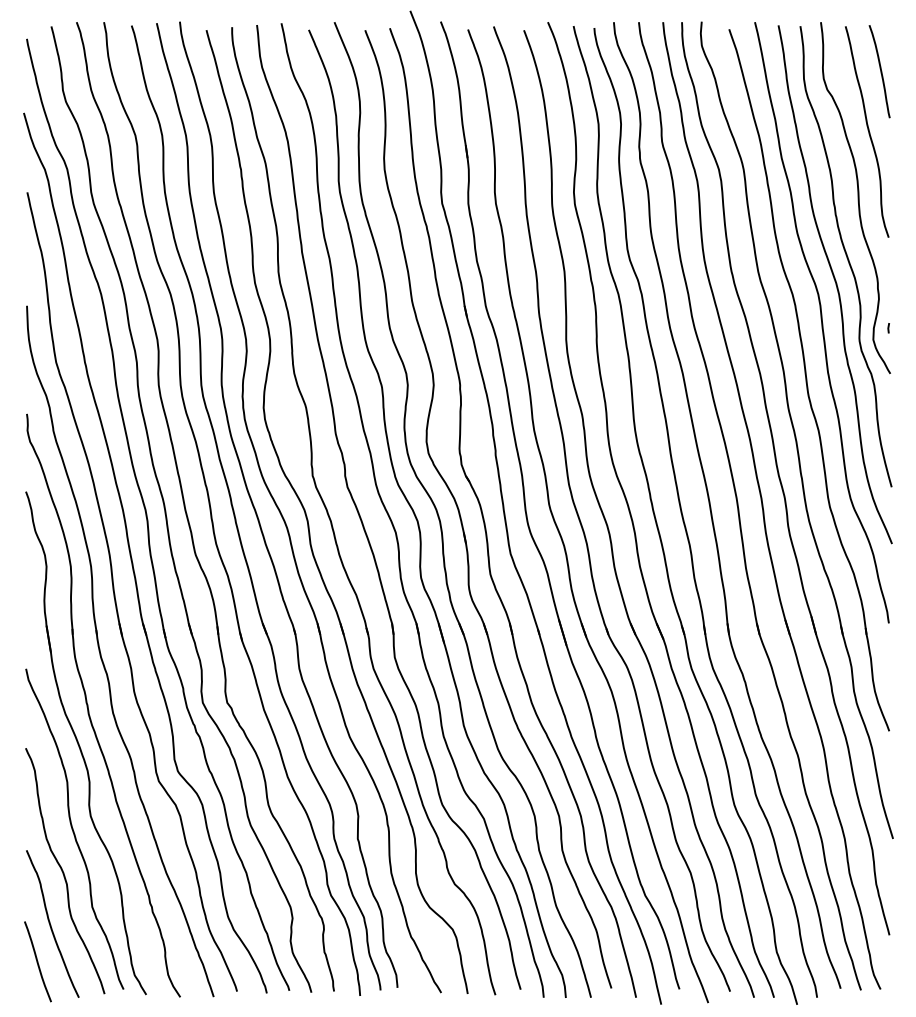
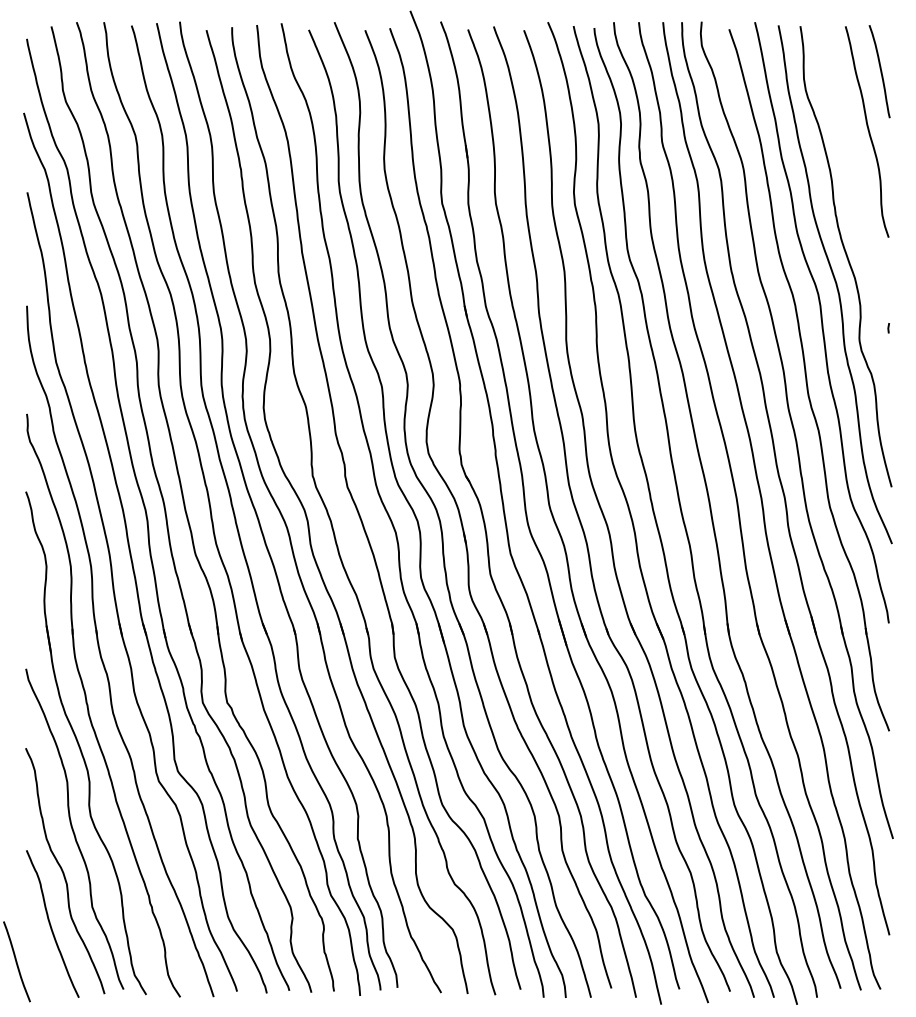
curve: present -> none (857, 198)
curve position: (37, 961) -> (16, 961) (16, 961)
